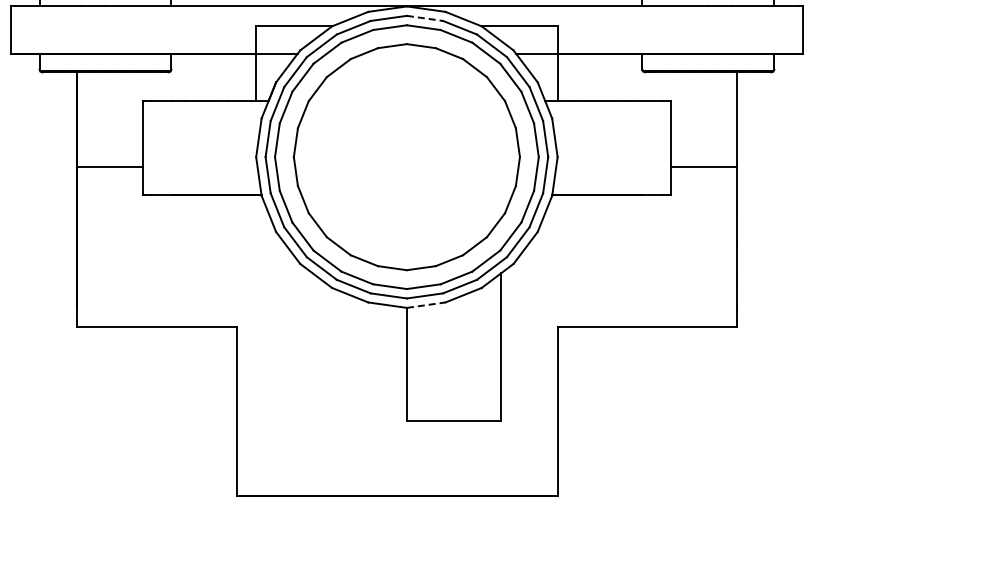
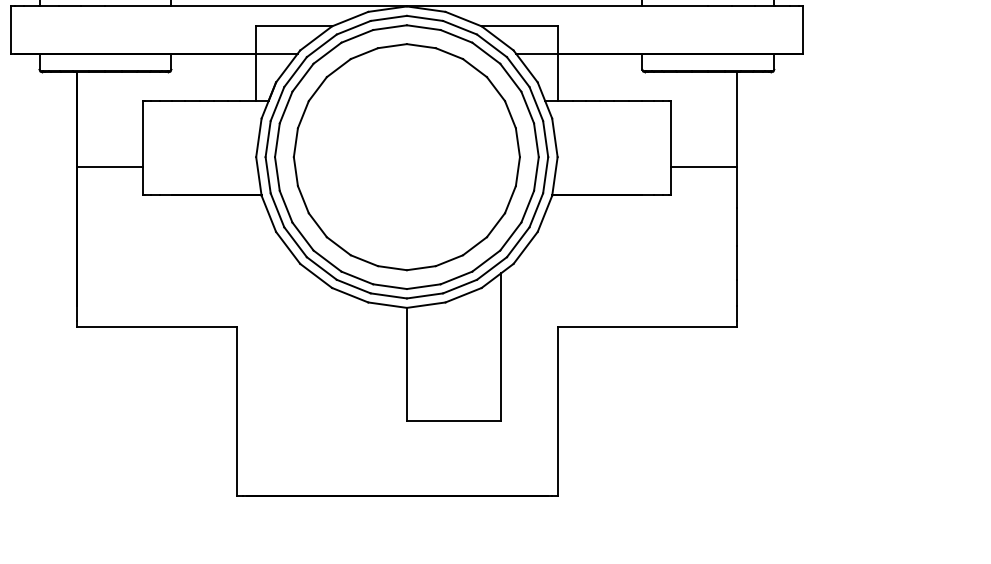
line: dashed -> solid (425, 18)
line: dashed -> solid (426, 305)
